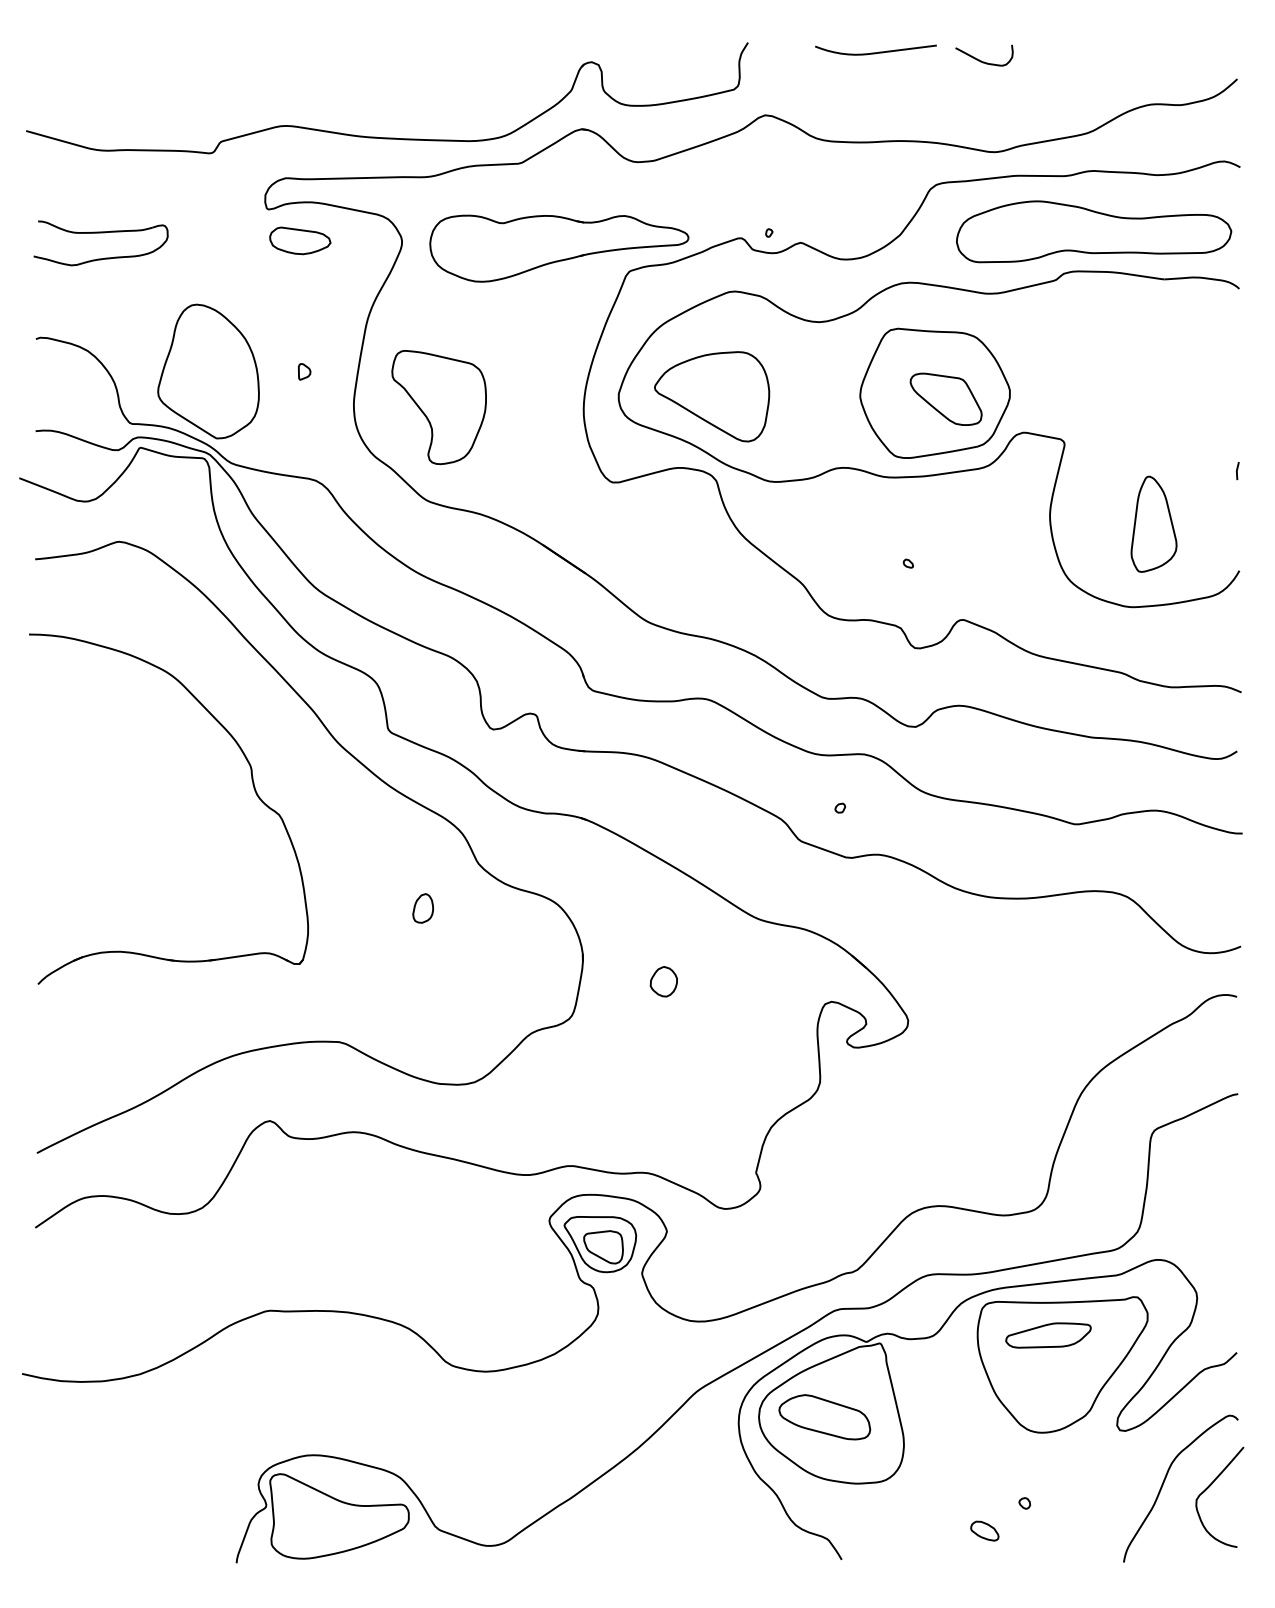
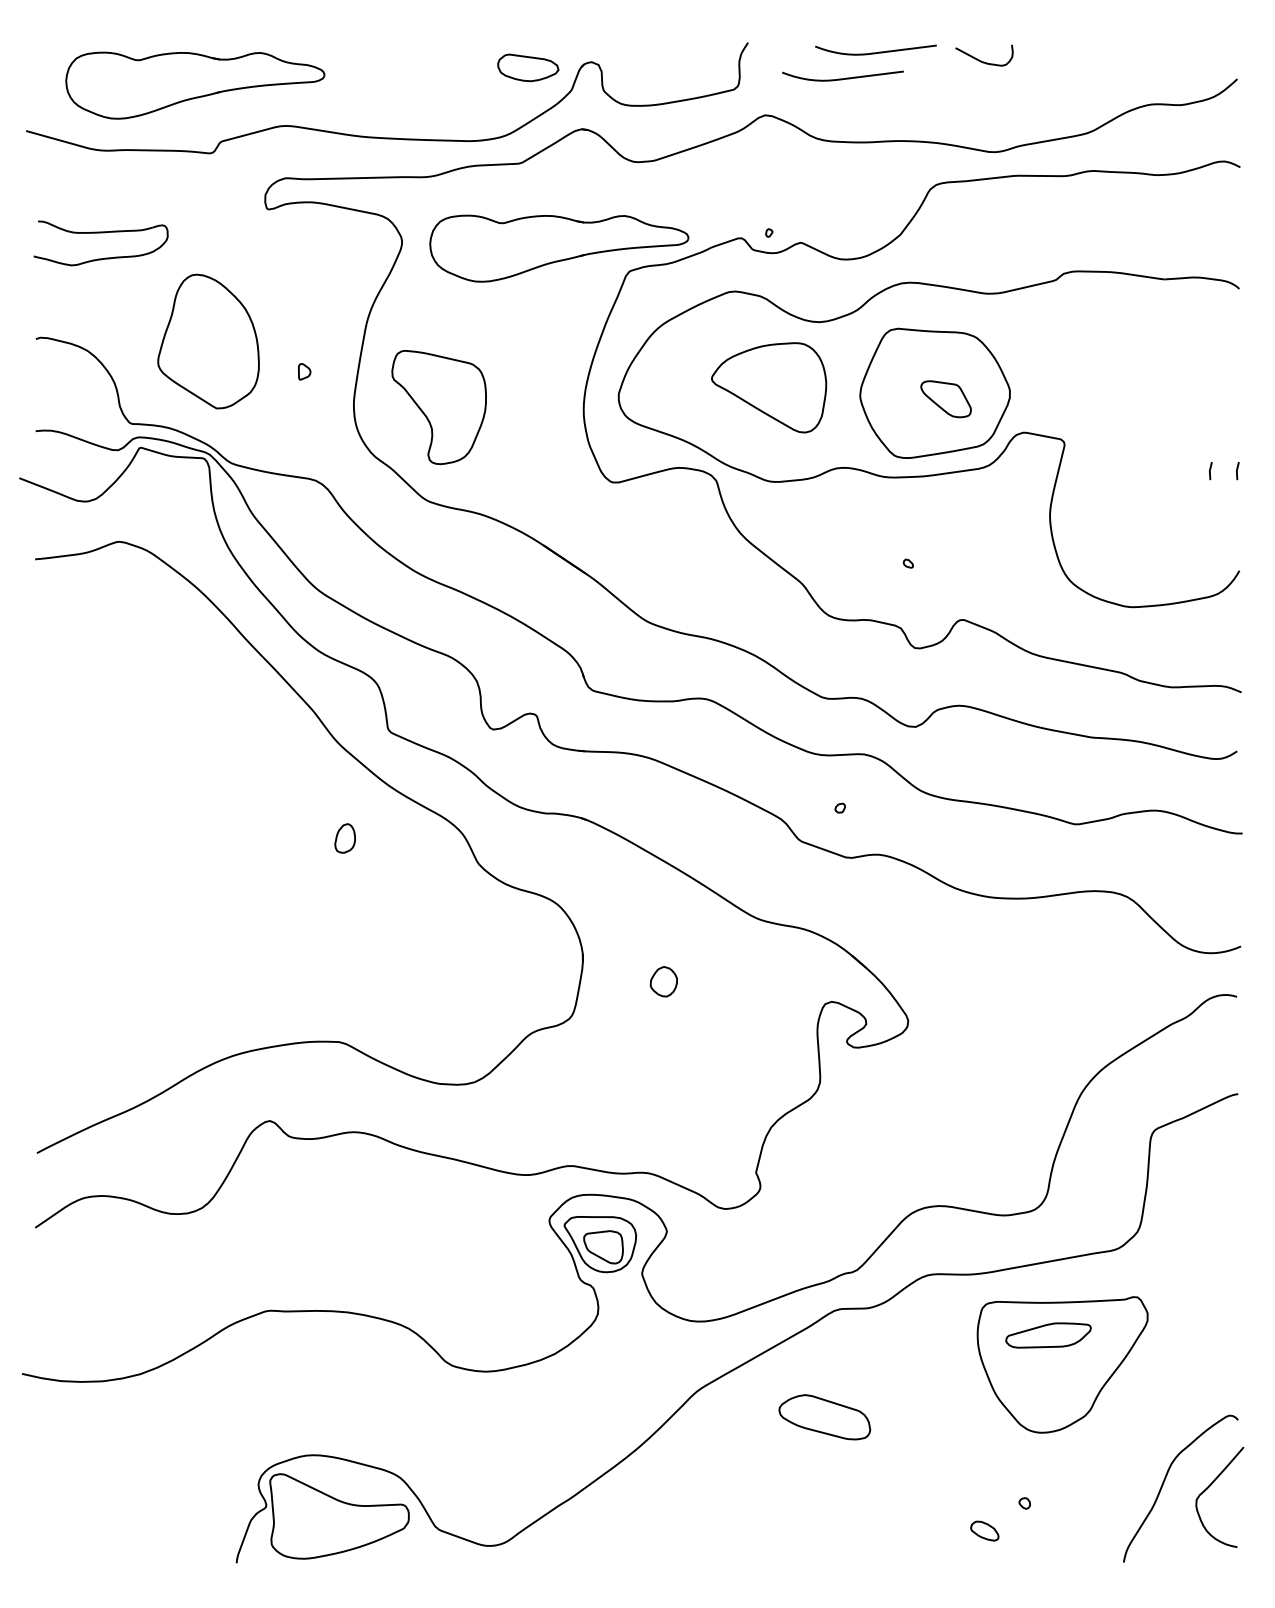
curve: none -> present (842, 78)
part: none -> present (195, 85)
part: present -> none (1094, 231)
part position: (300, 240) -> (528, 67) (528, 67)
part position: (208, 371) -> (208, 341) (208, 341)
part position: (712, 396) -> (769, 387) (769, 387)
part size: 74x54 px -> 52x39 px (945, 399)
line: none -> present (1210, 471)
part: present -> none (1153, 523)
part: present -> none (253, 788)
part position: (422, 908) -> (344, 838) (344, 838)
part: present -> none (903, 1429)
